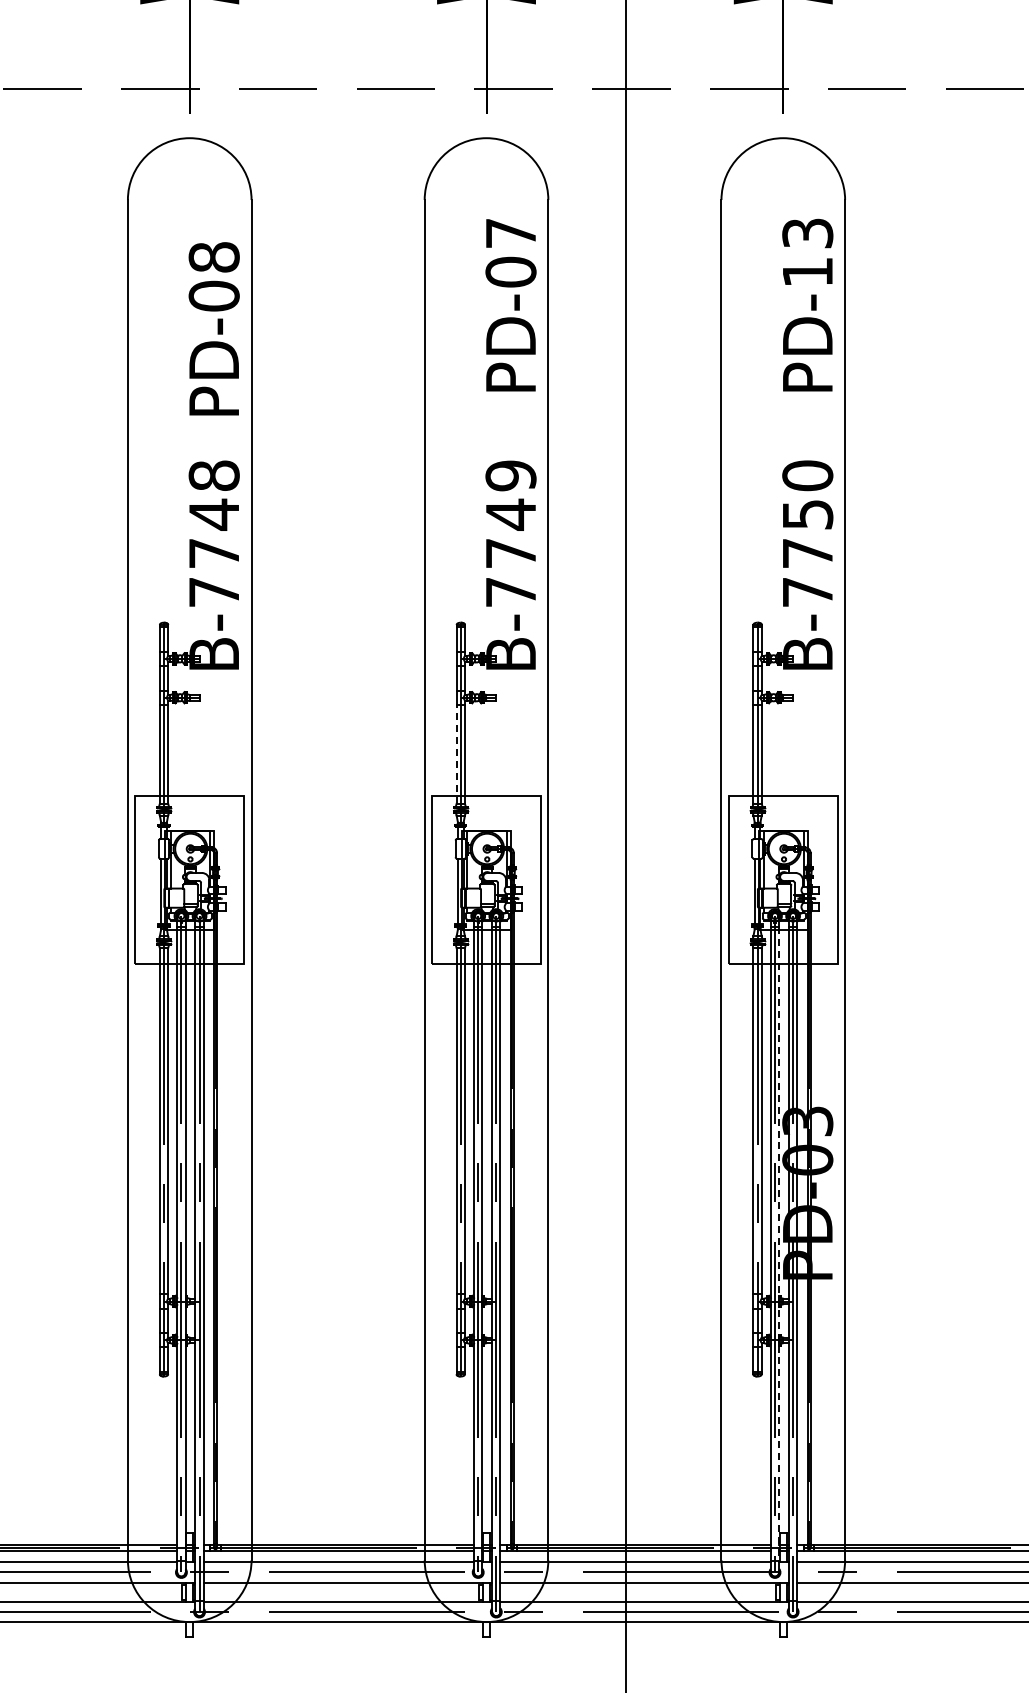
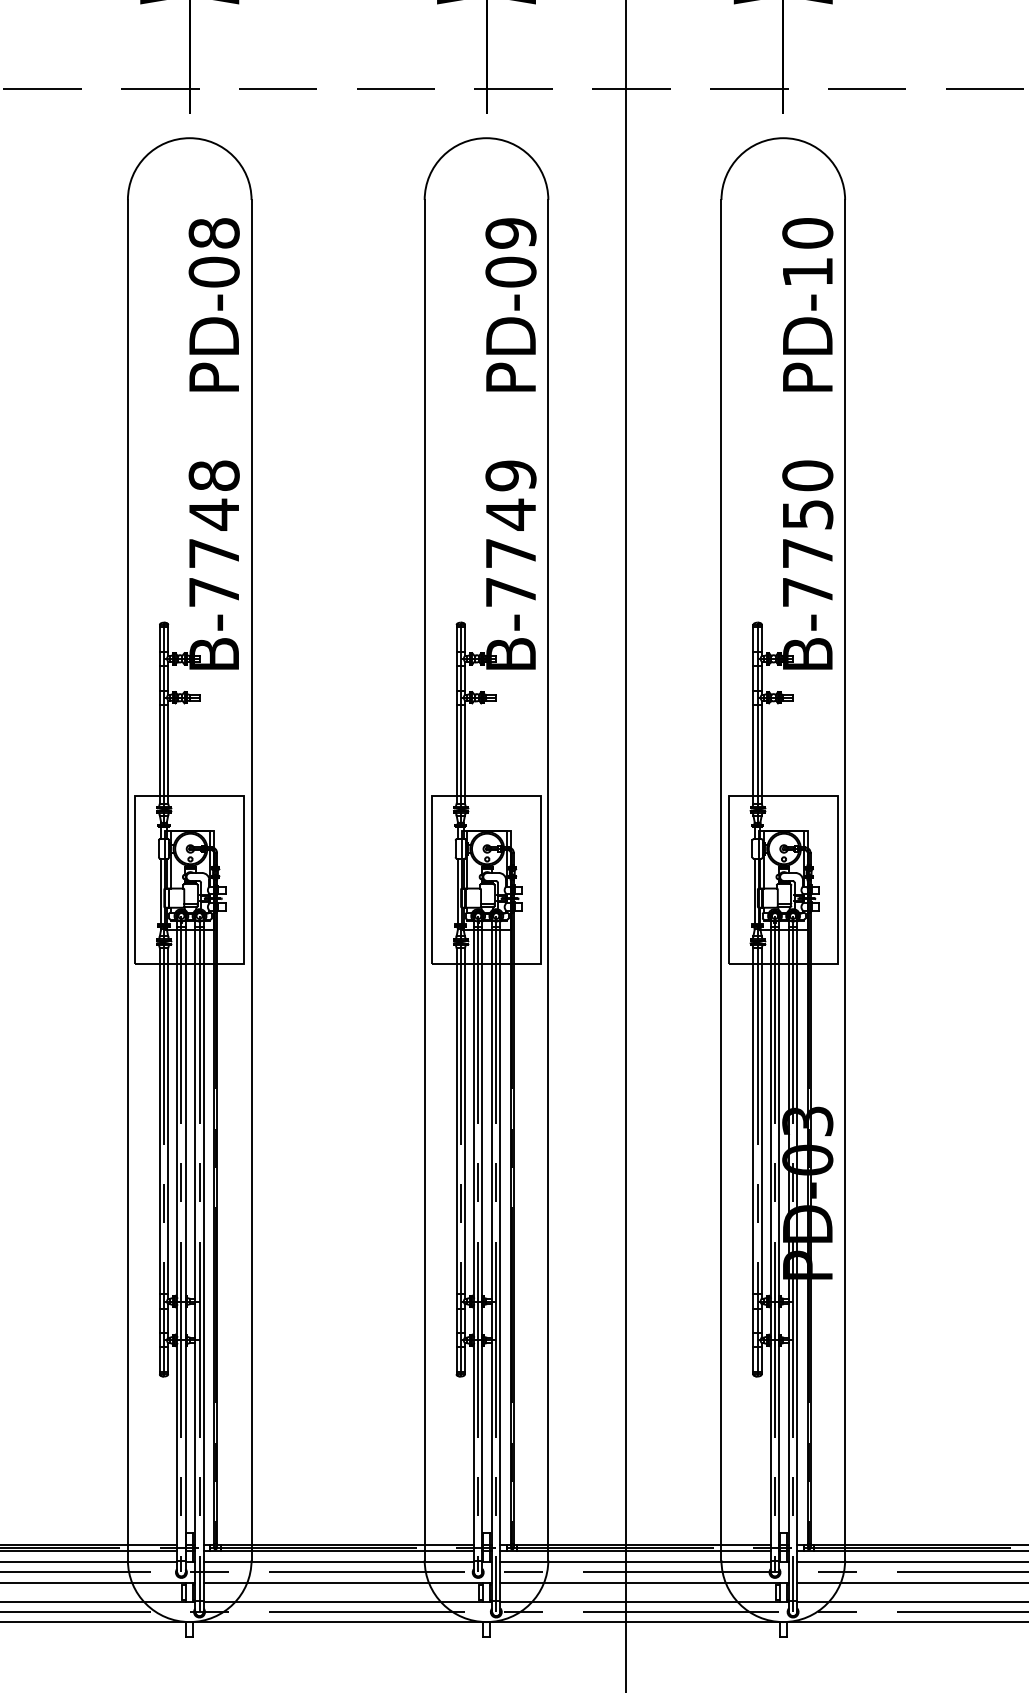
text: PD-07 -> PD-09 (510, 233)
text: PD-13 -> PD-10 (807, 233)
text position: (213, 328) -> (213, 304) (213, 304)
line: dashed -> solid (456, 753)
line: dashed -> solid (779, 1244)
